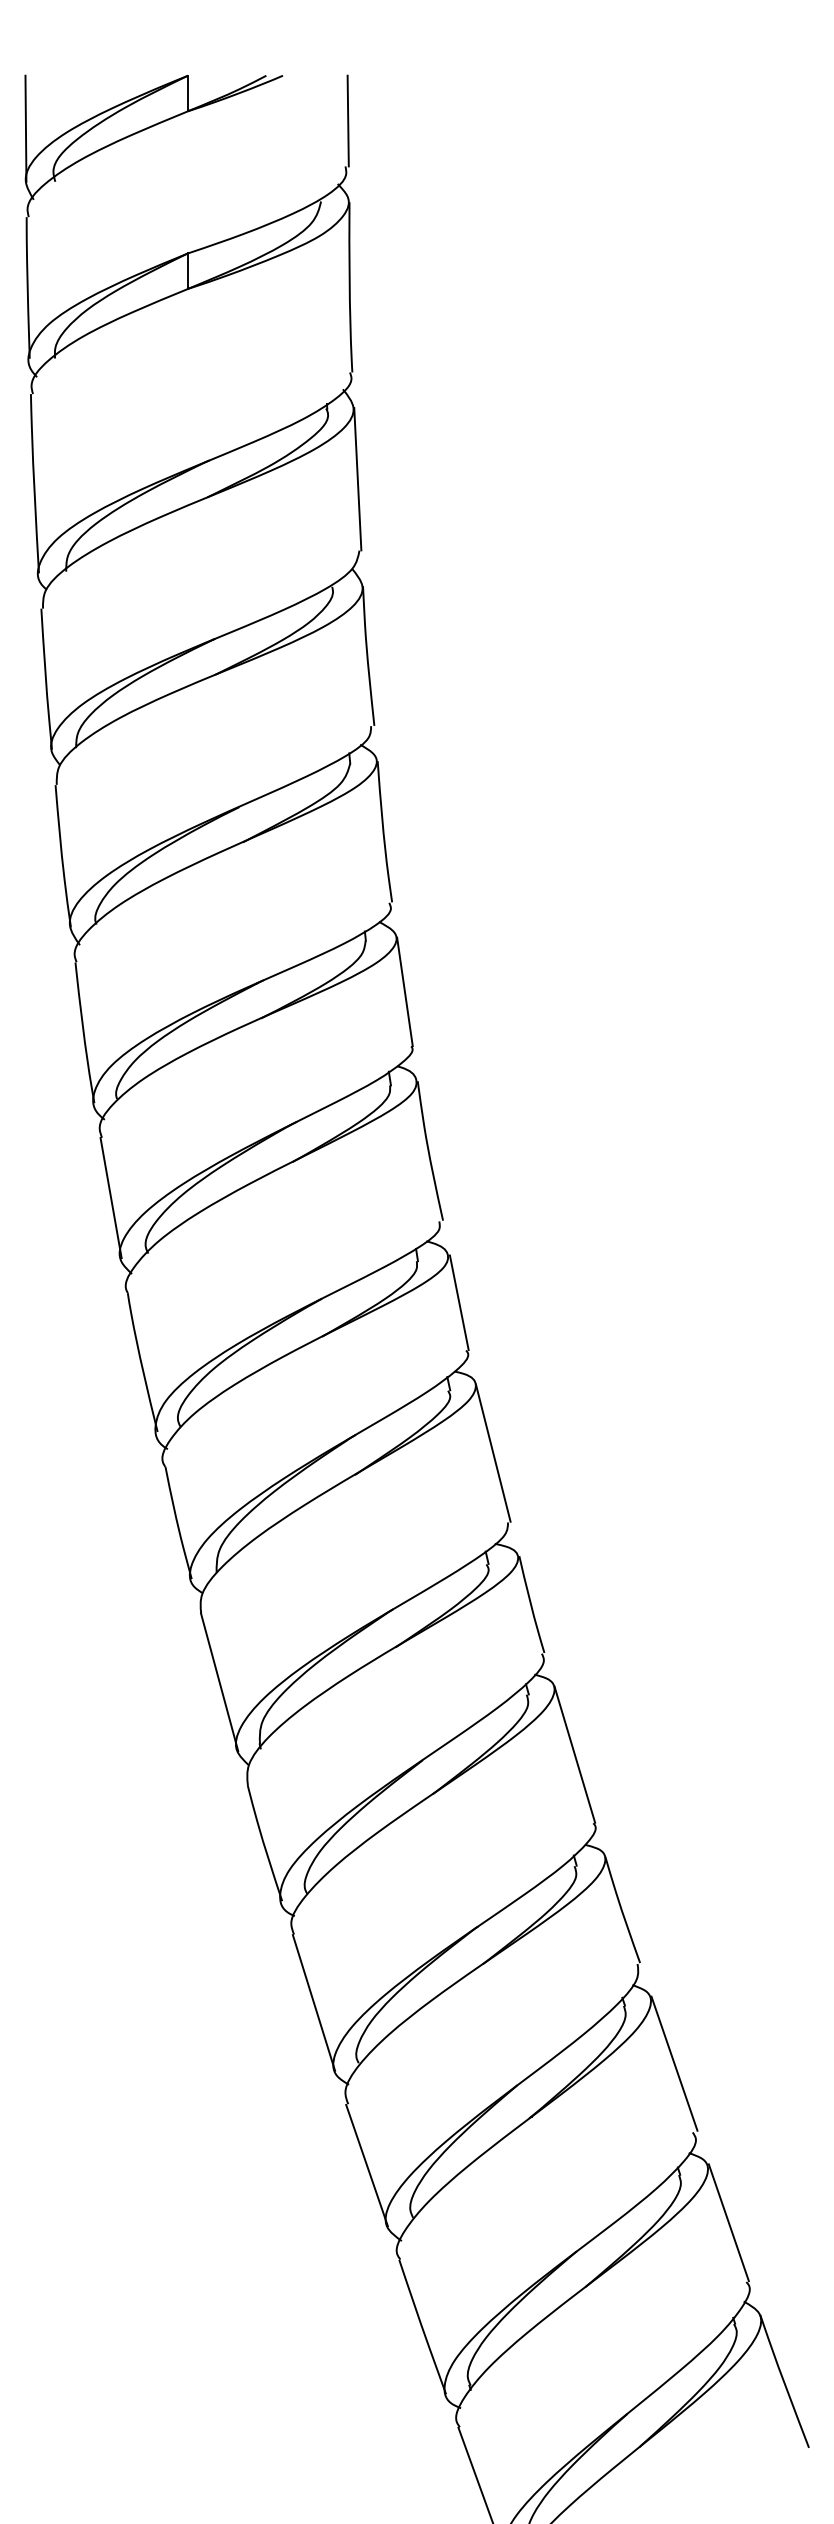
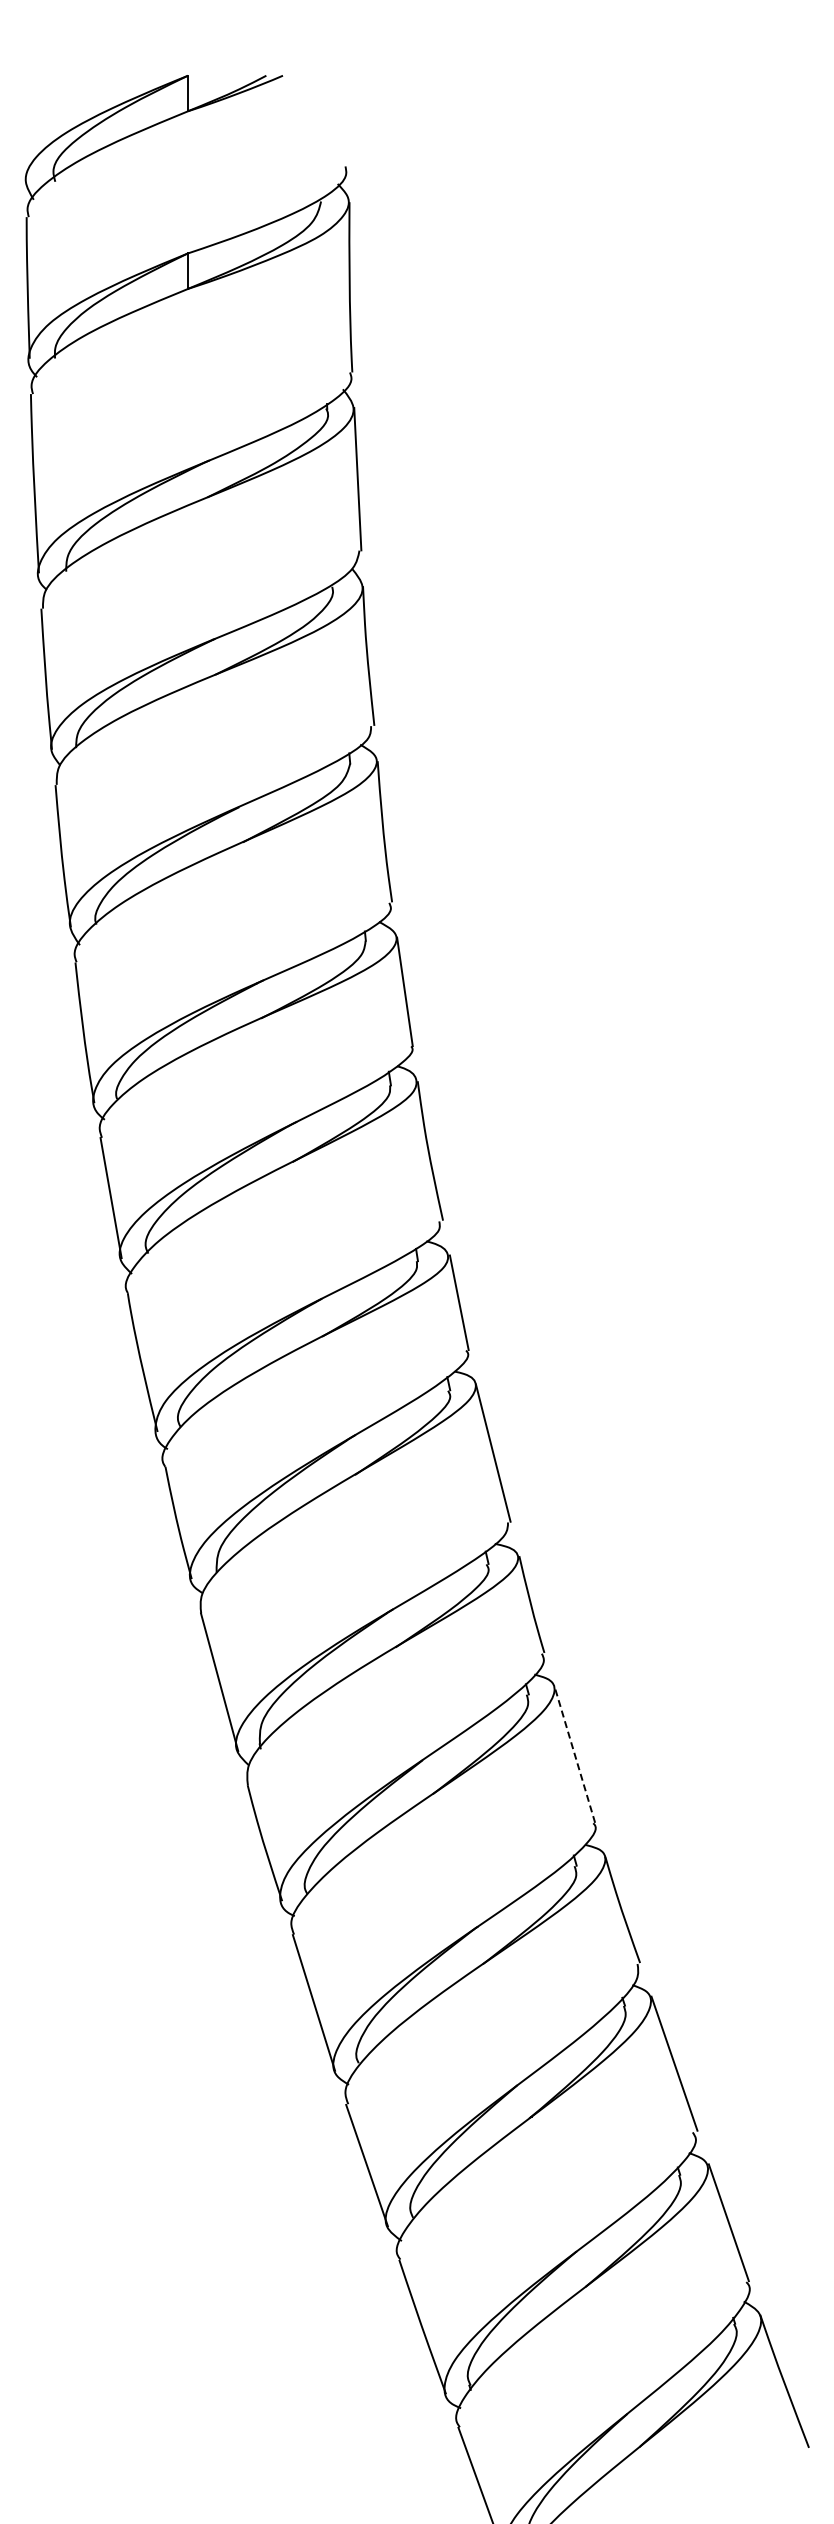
line: present -> none (347, 120)
line: present -> none (25, 128)
line: solid -> dashed (574, 1754)
